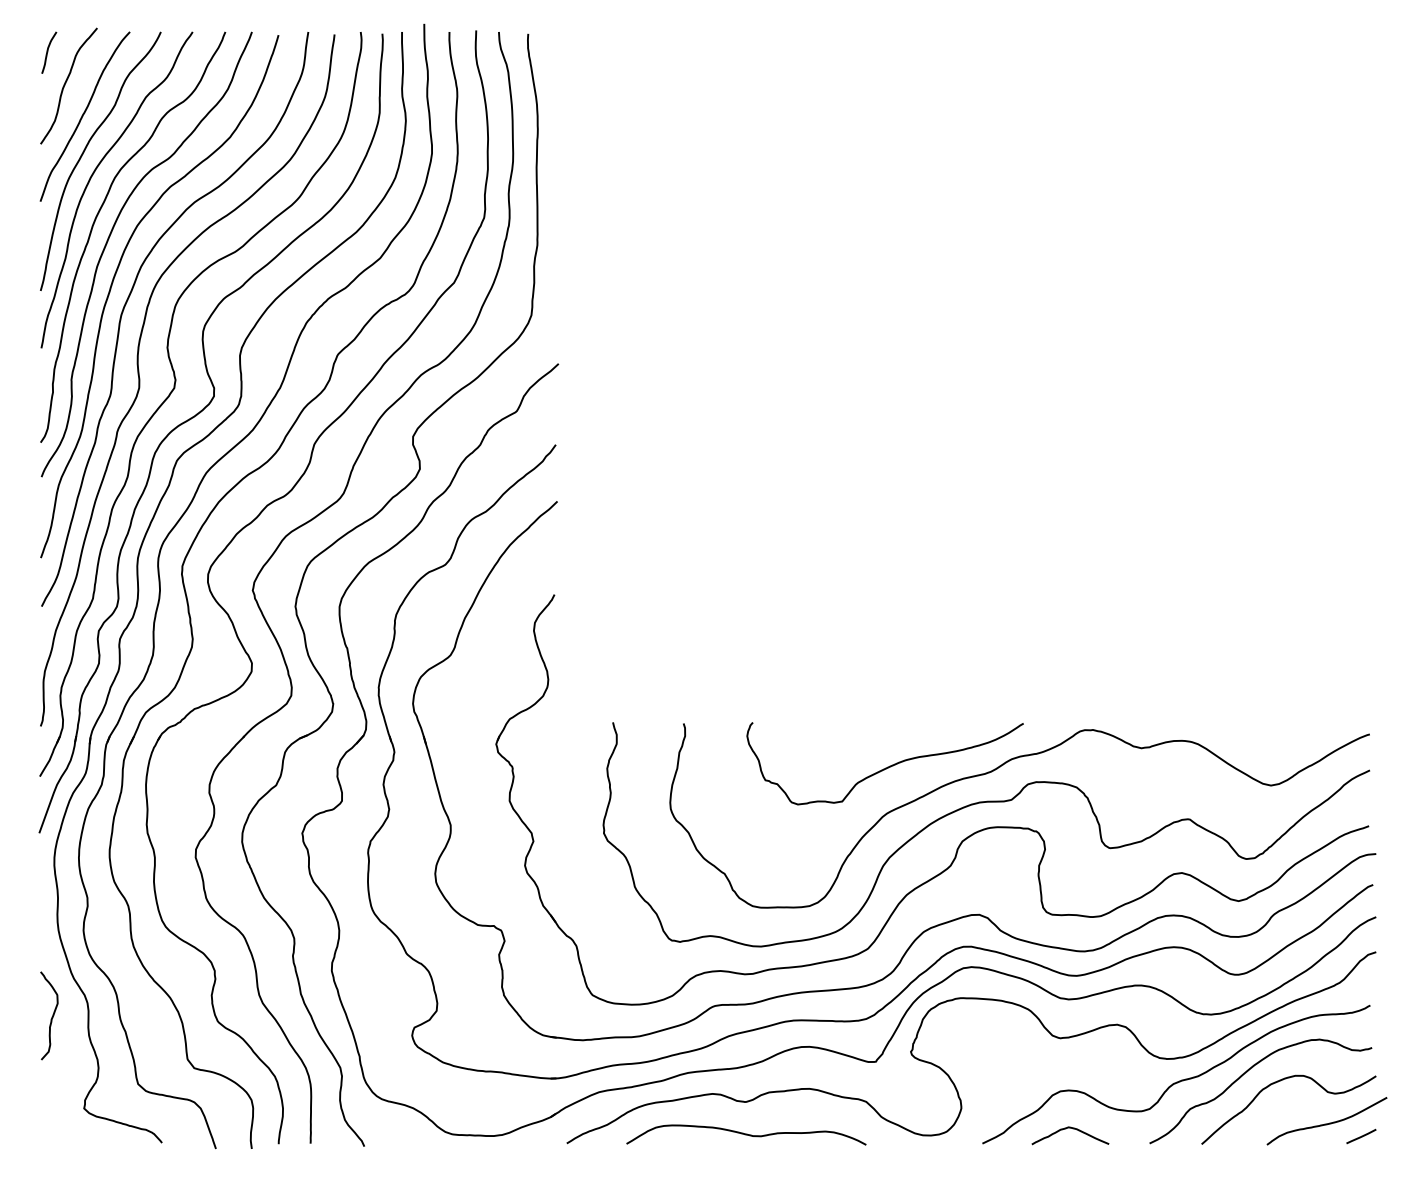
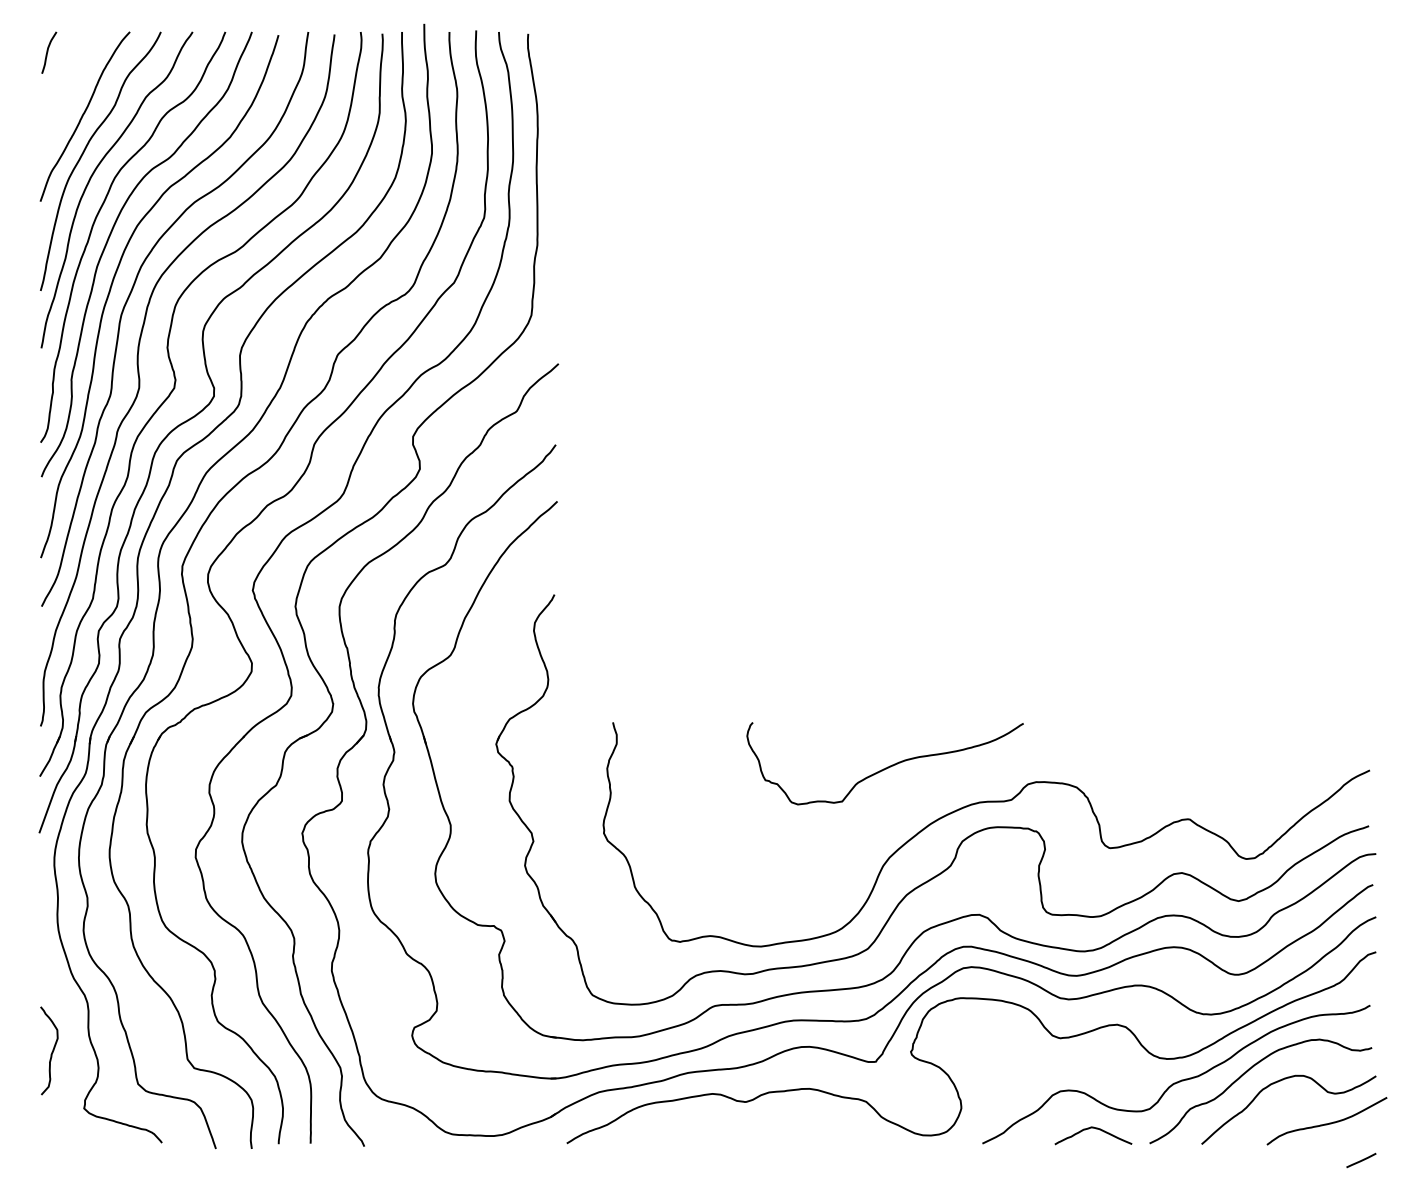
curve: present -> none (66, 83)
curve: present -> none (997, 769)
curve position: (51, 1017) -> (51, 1052) (51, 1052)
curve position: (1073, 1129) -> (1096, 1129) (1096, 1129)
curve: present -> none (746, 1134)
line position: (1361, 1136) -> (1361, 1160) (1361, 1160)
